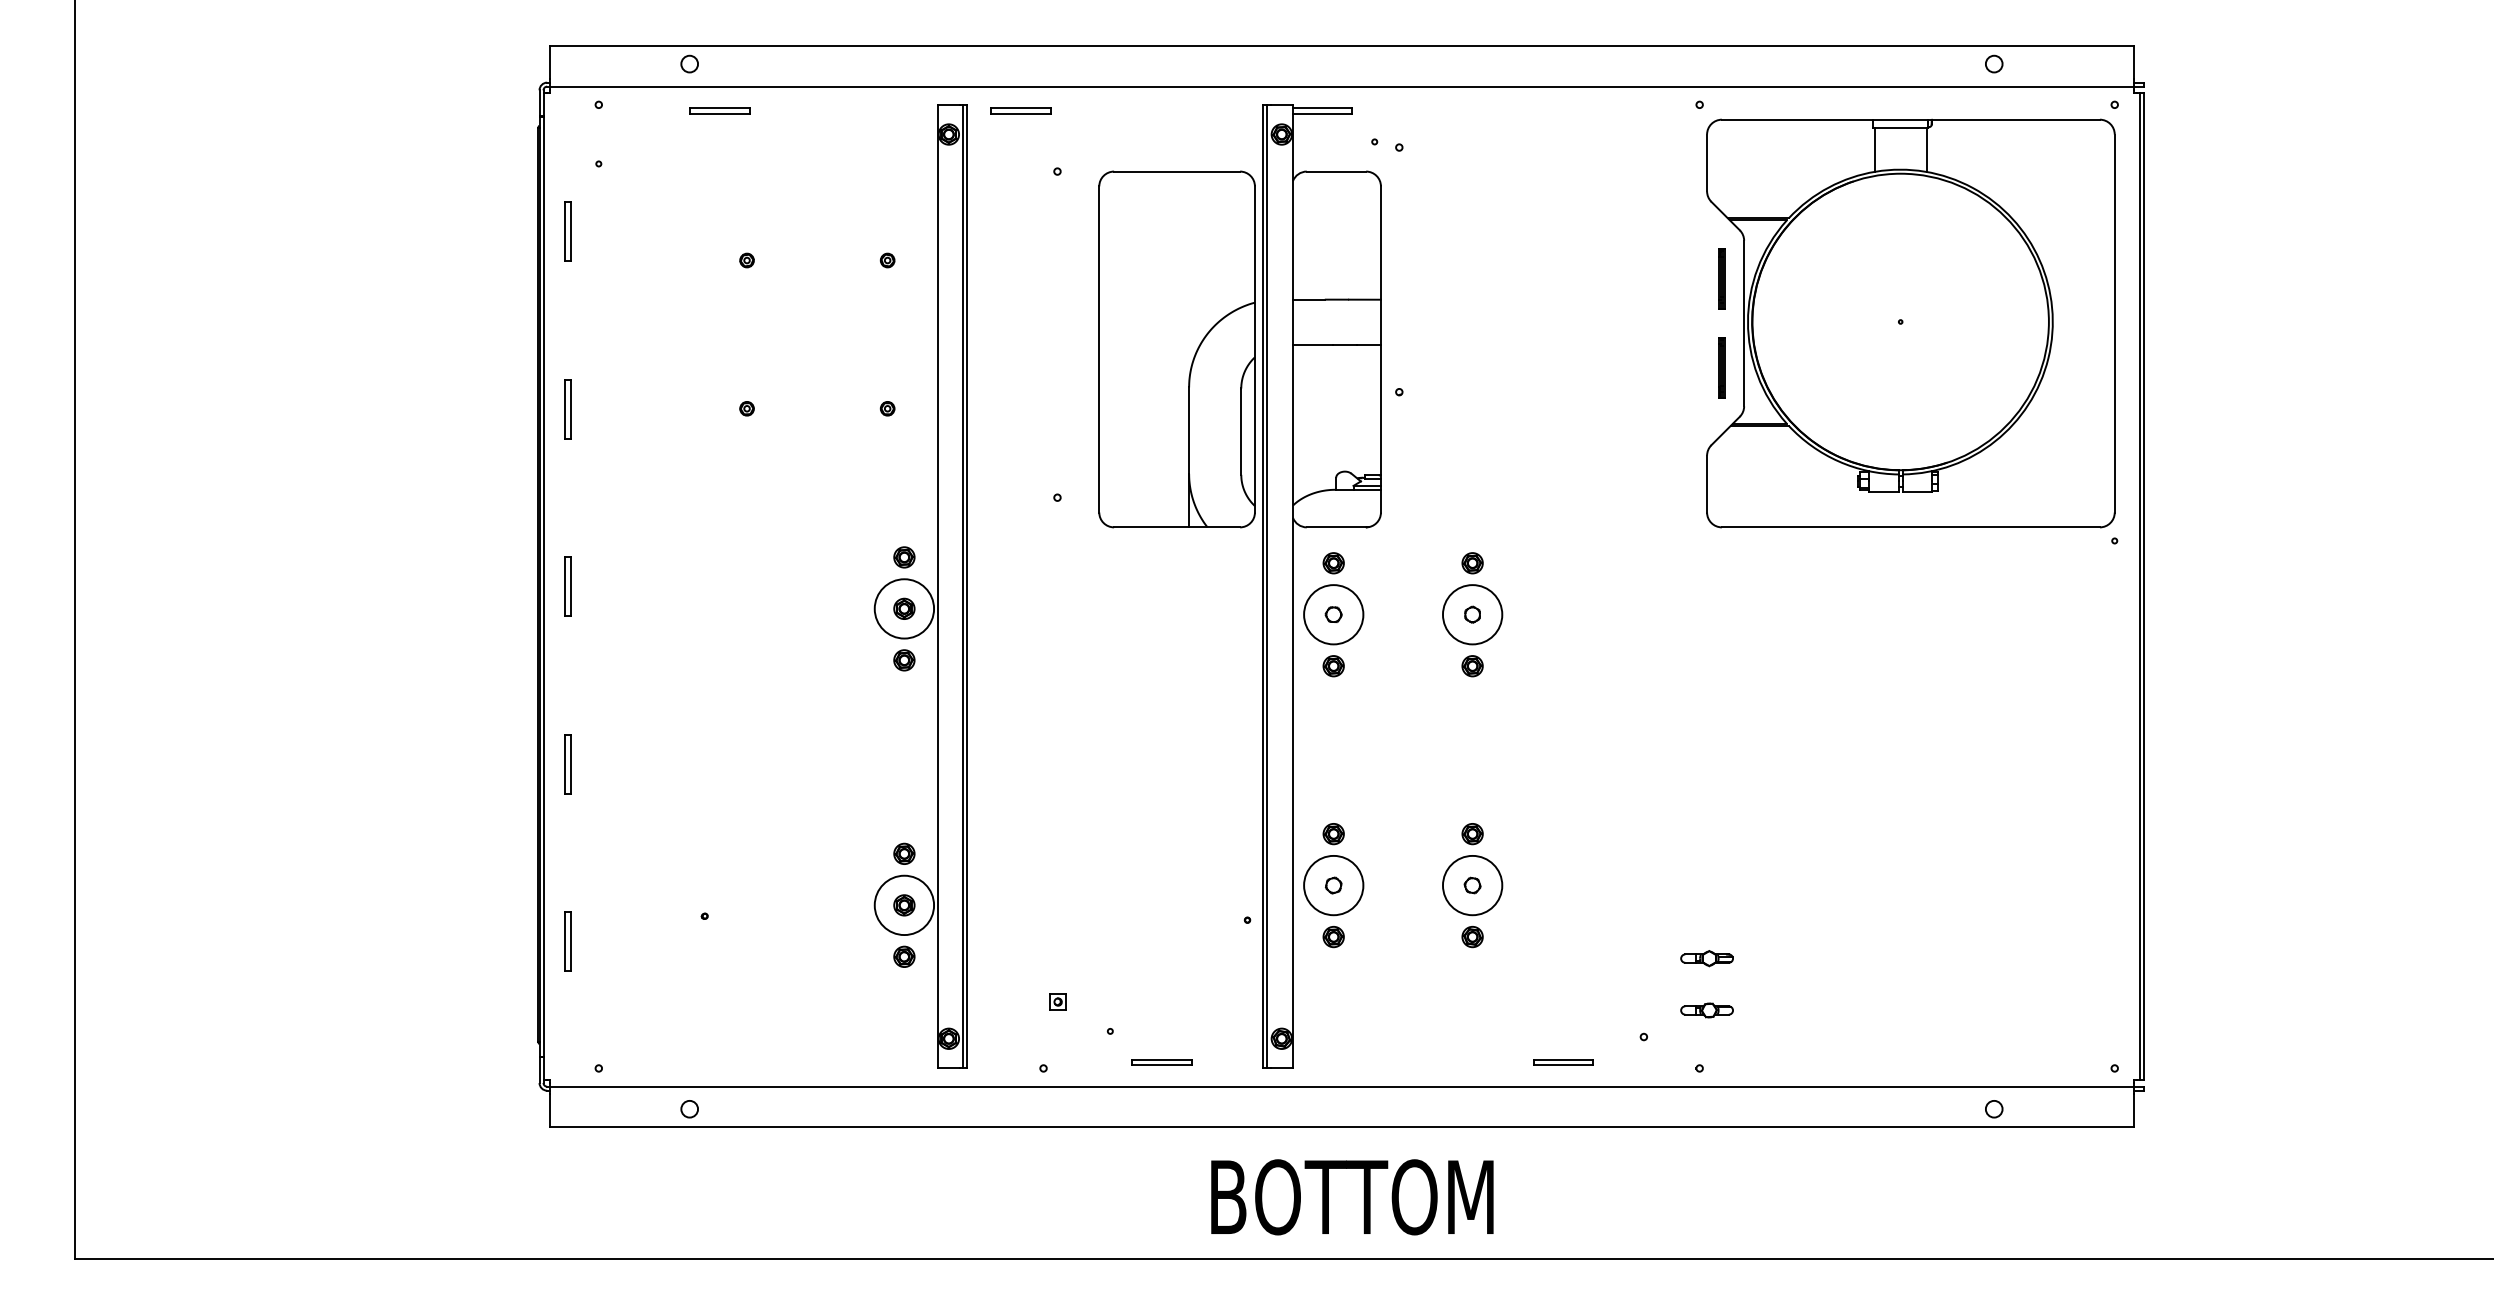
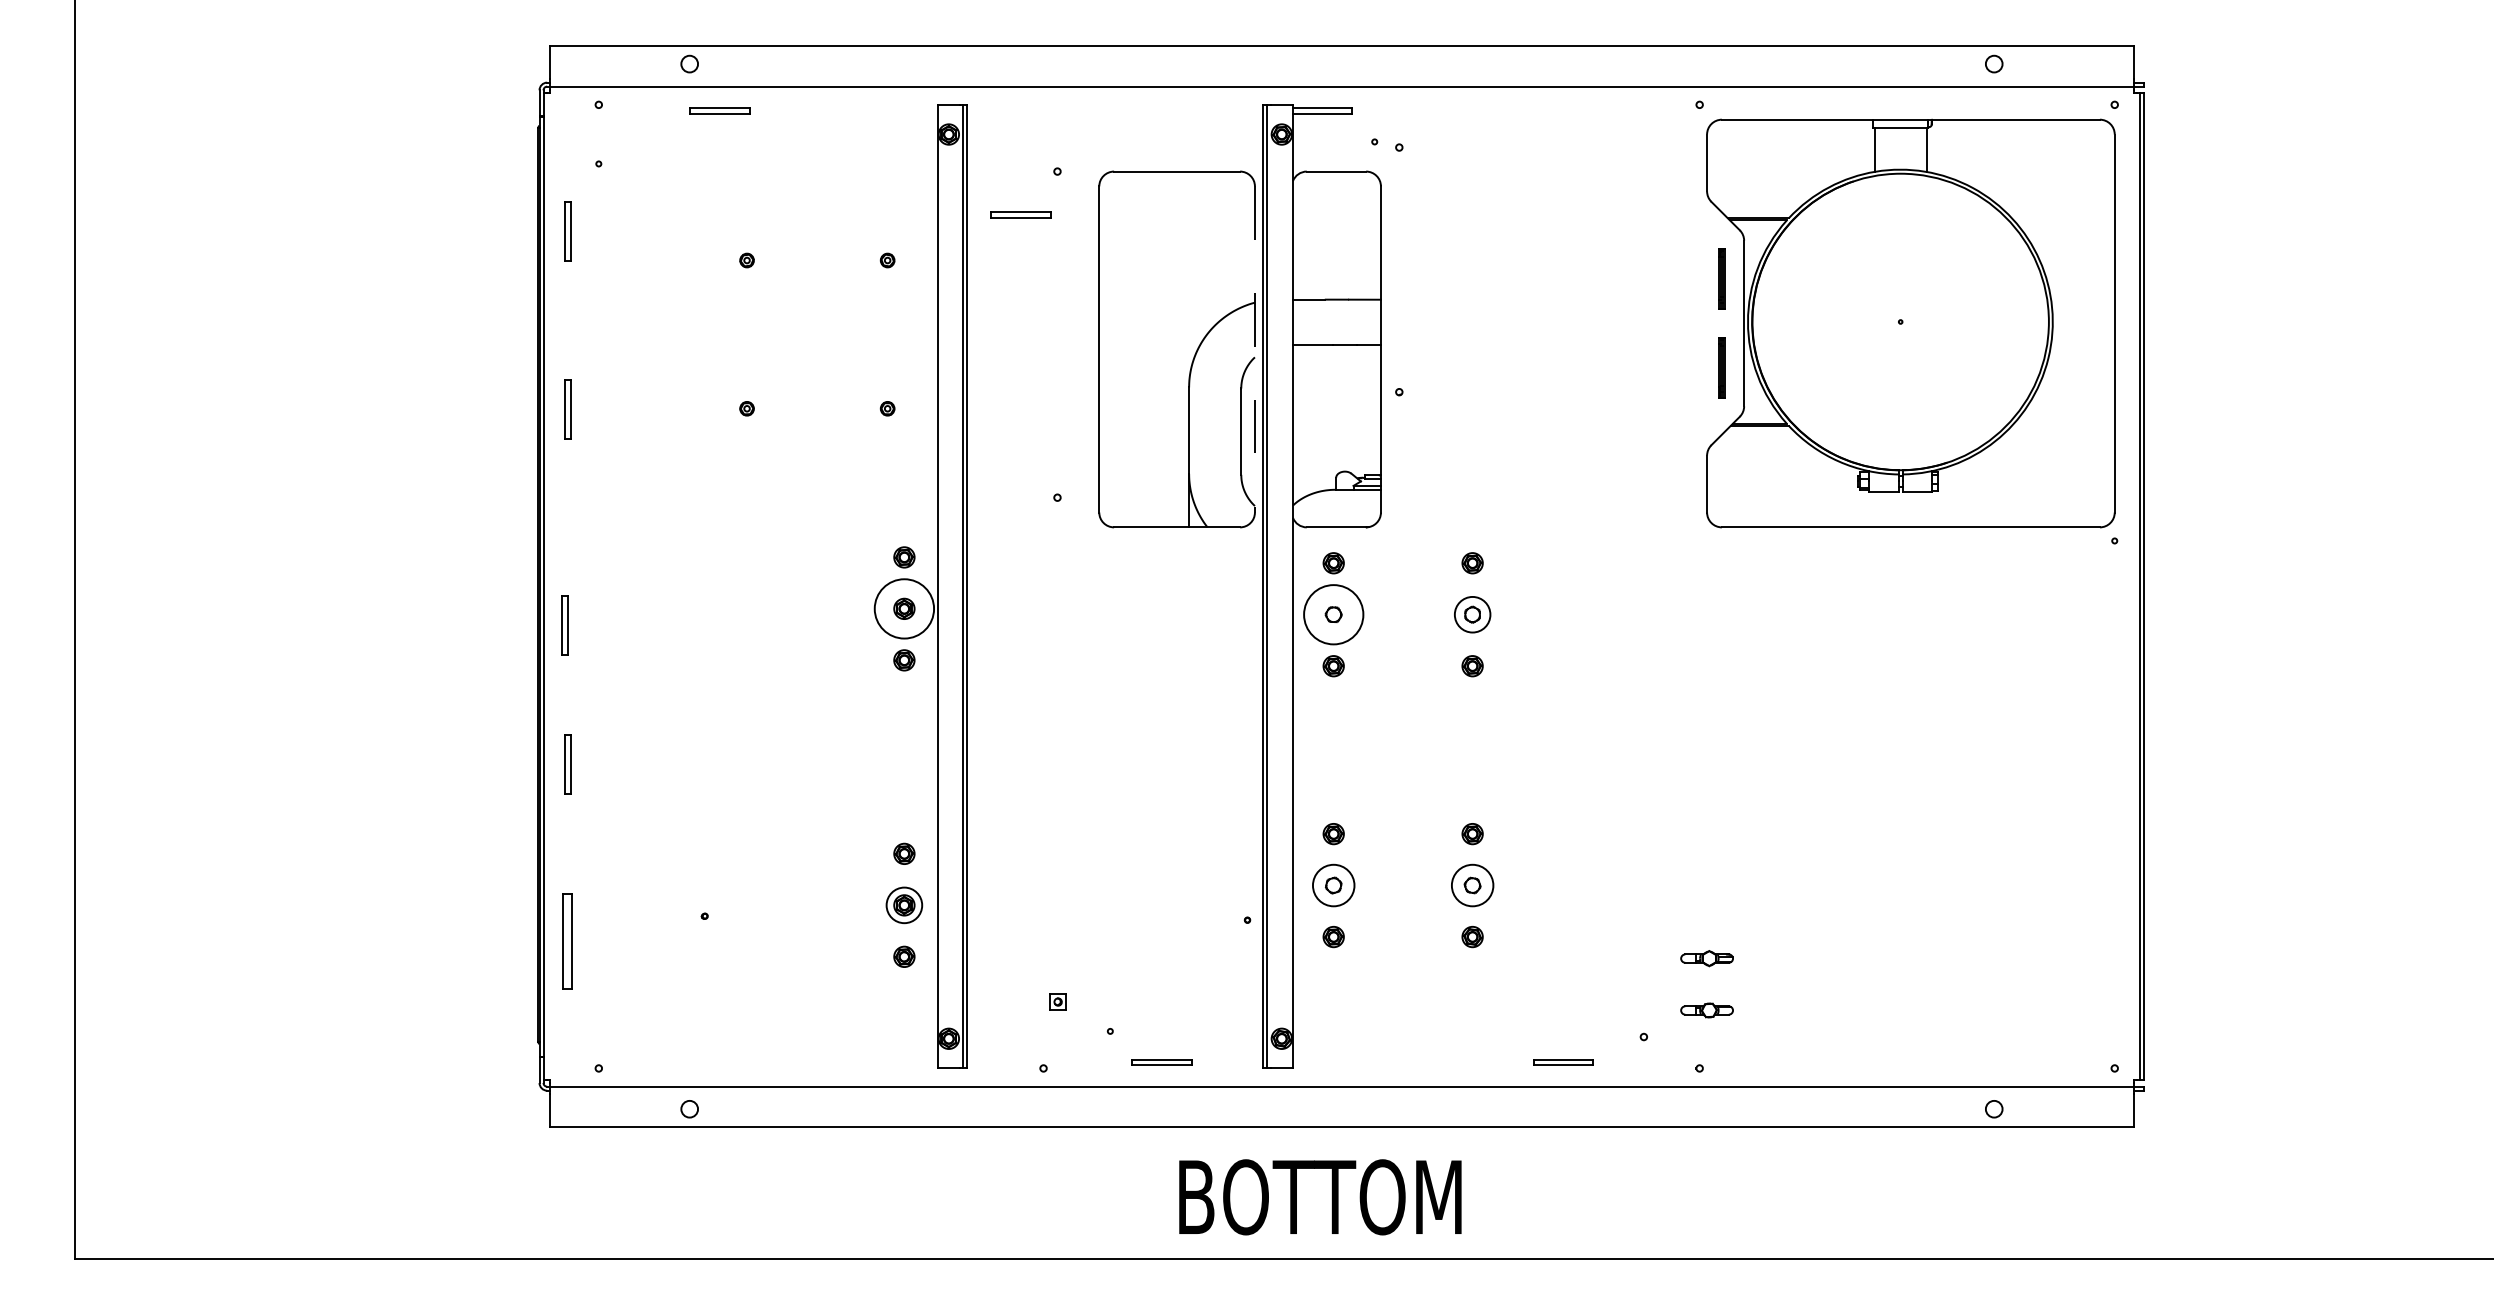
part position: (1020, 110) -> (1020, 214) (1020, 214)
line: solid -> dashed (1254, 349)
part position: (567, 586) -> (564, 625) (564, 625)
circle diameter: 59 px -> 36 px (1472, 614)
circle diameter: 59 px -> 42 px (1333, 885)
circle diameter: 59 px -> 42 px (1472, 885)
circle diameter: 59 px -> 36 px (904, 905)
part size: 8x61 px -> 11x97 px (567, 941)
text position: (1352, 1197) -> (1320, 1197) (1320, 1197)
